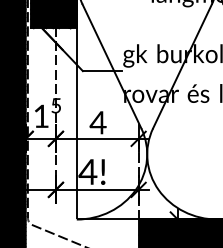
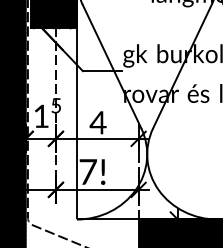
text: 4! -> 7! (87, 171)
